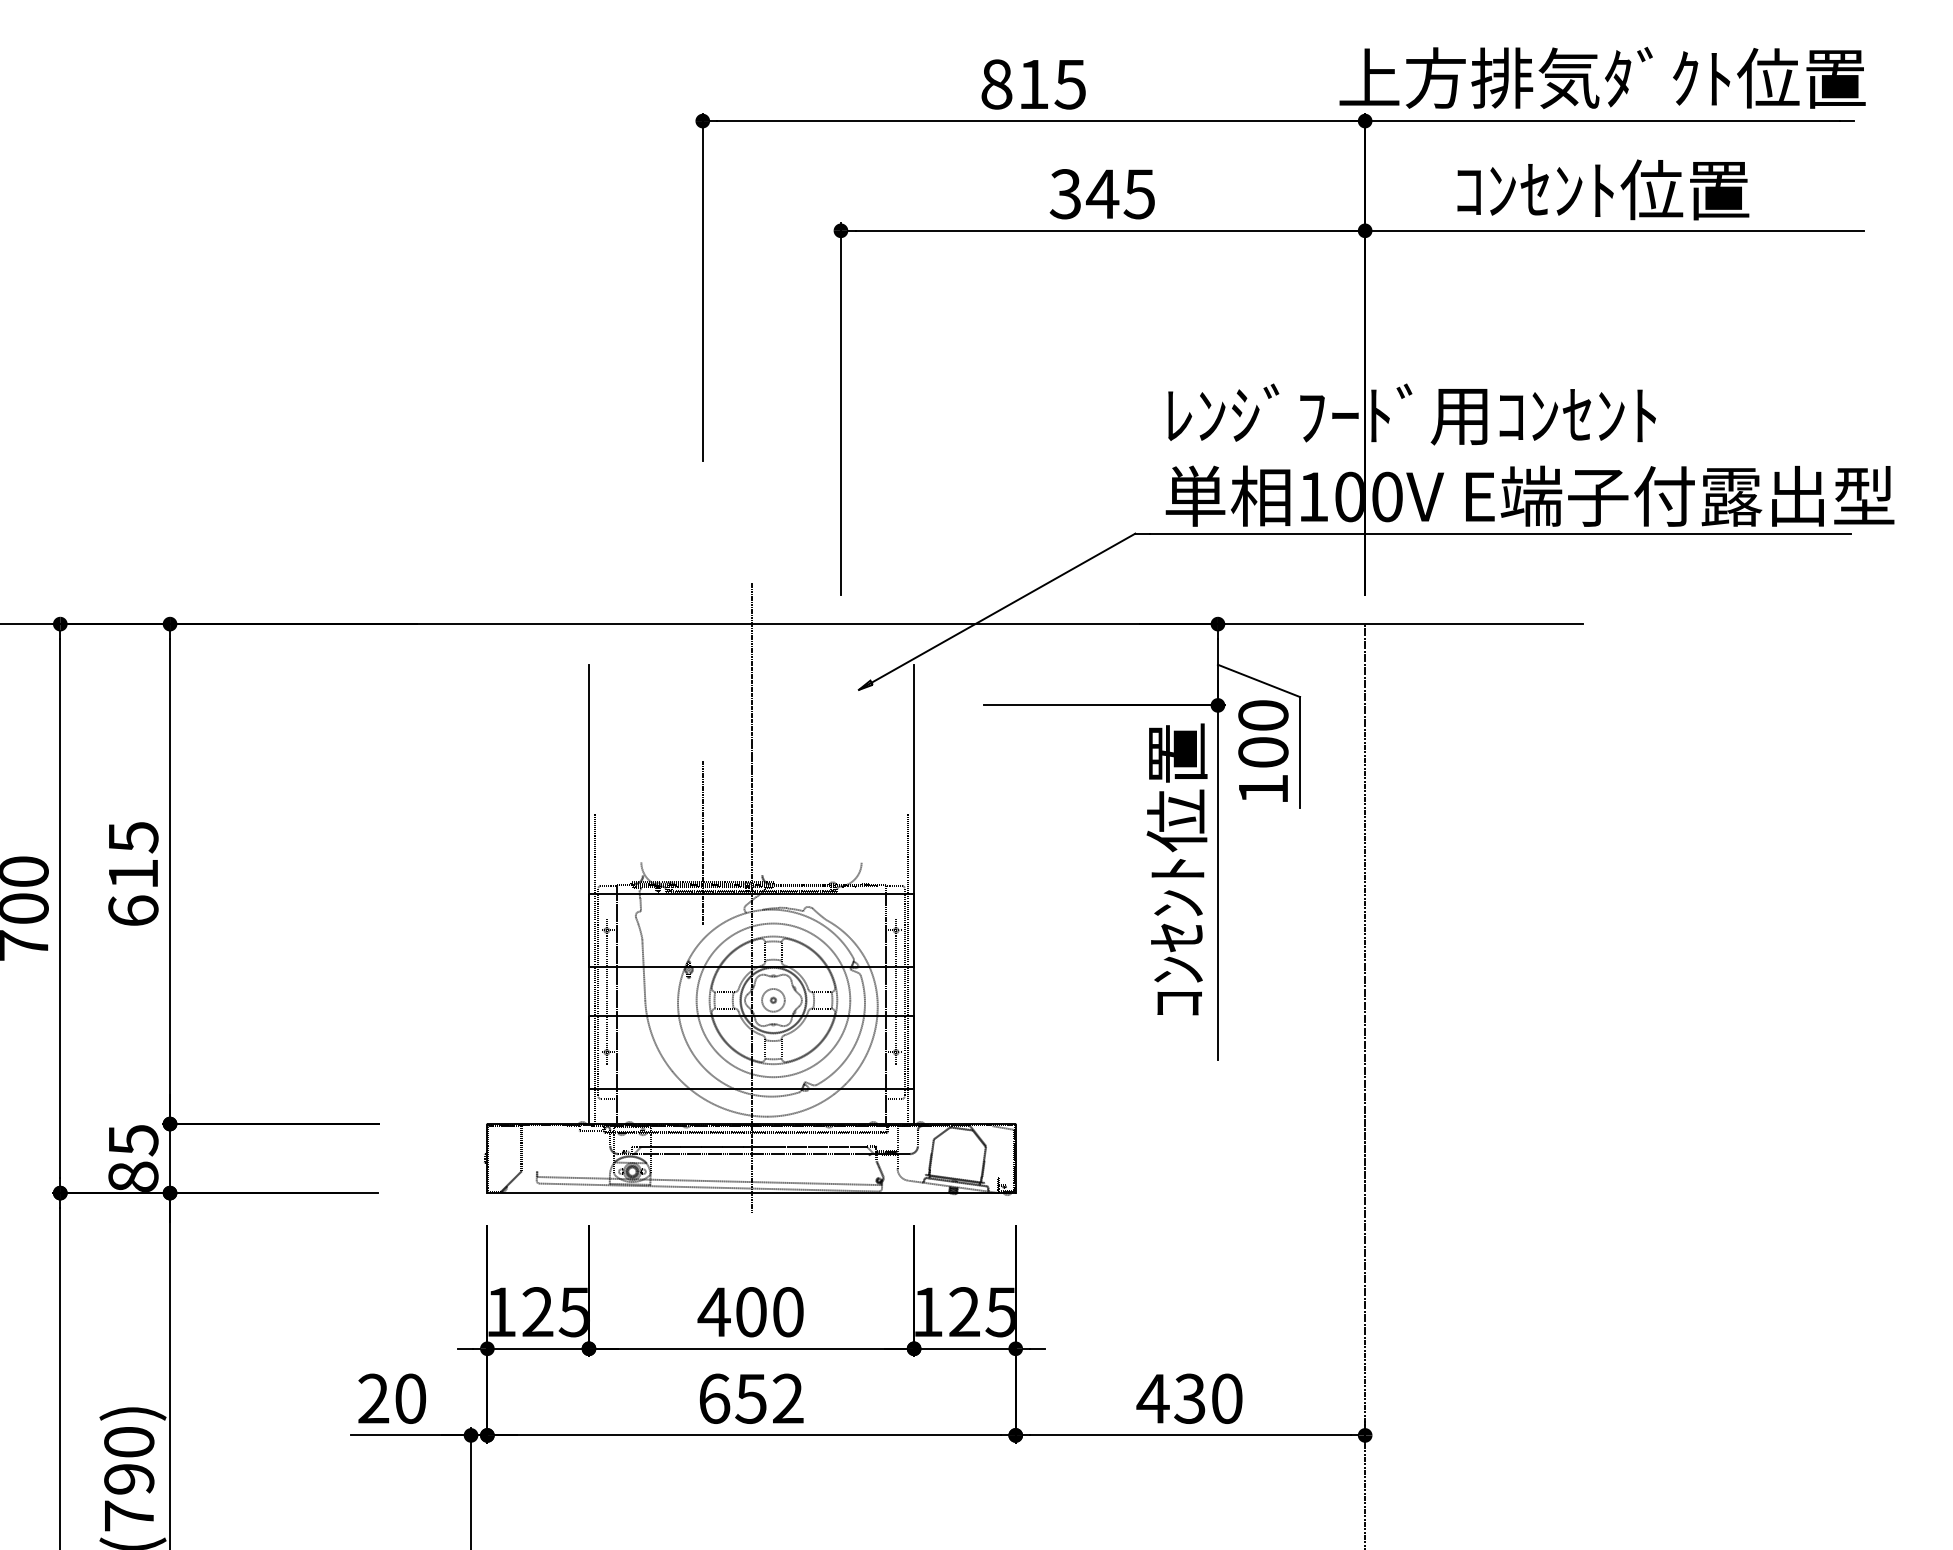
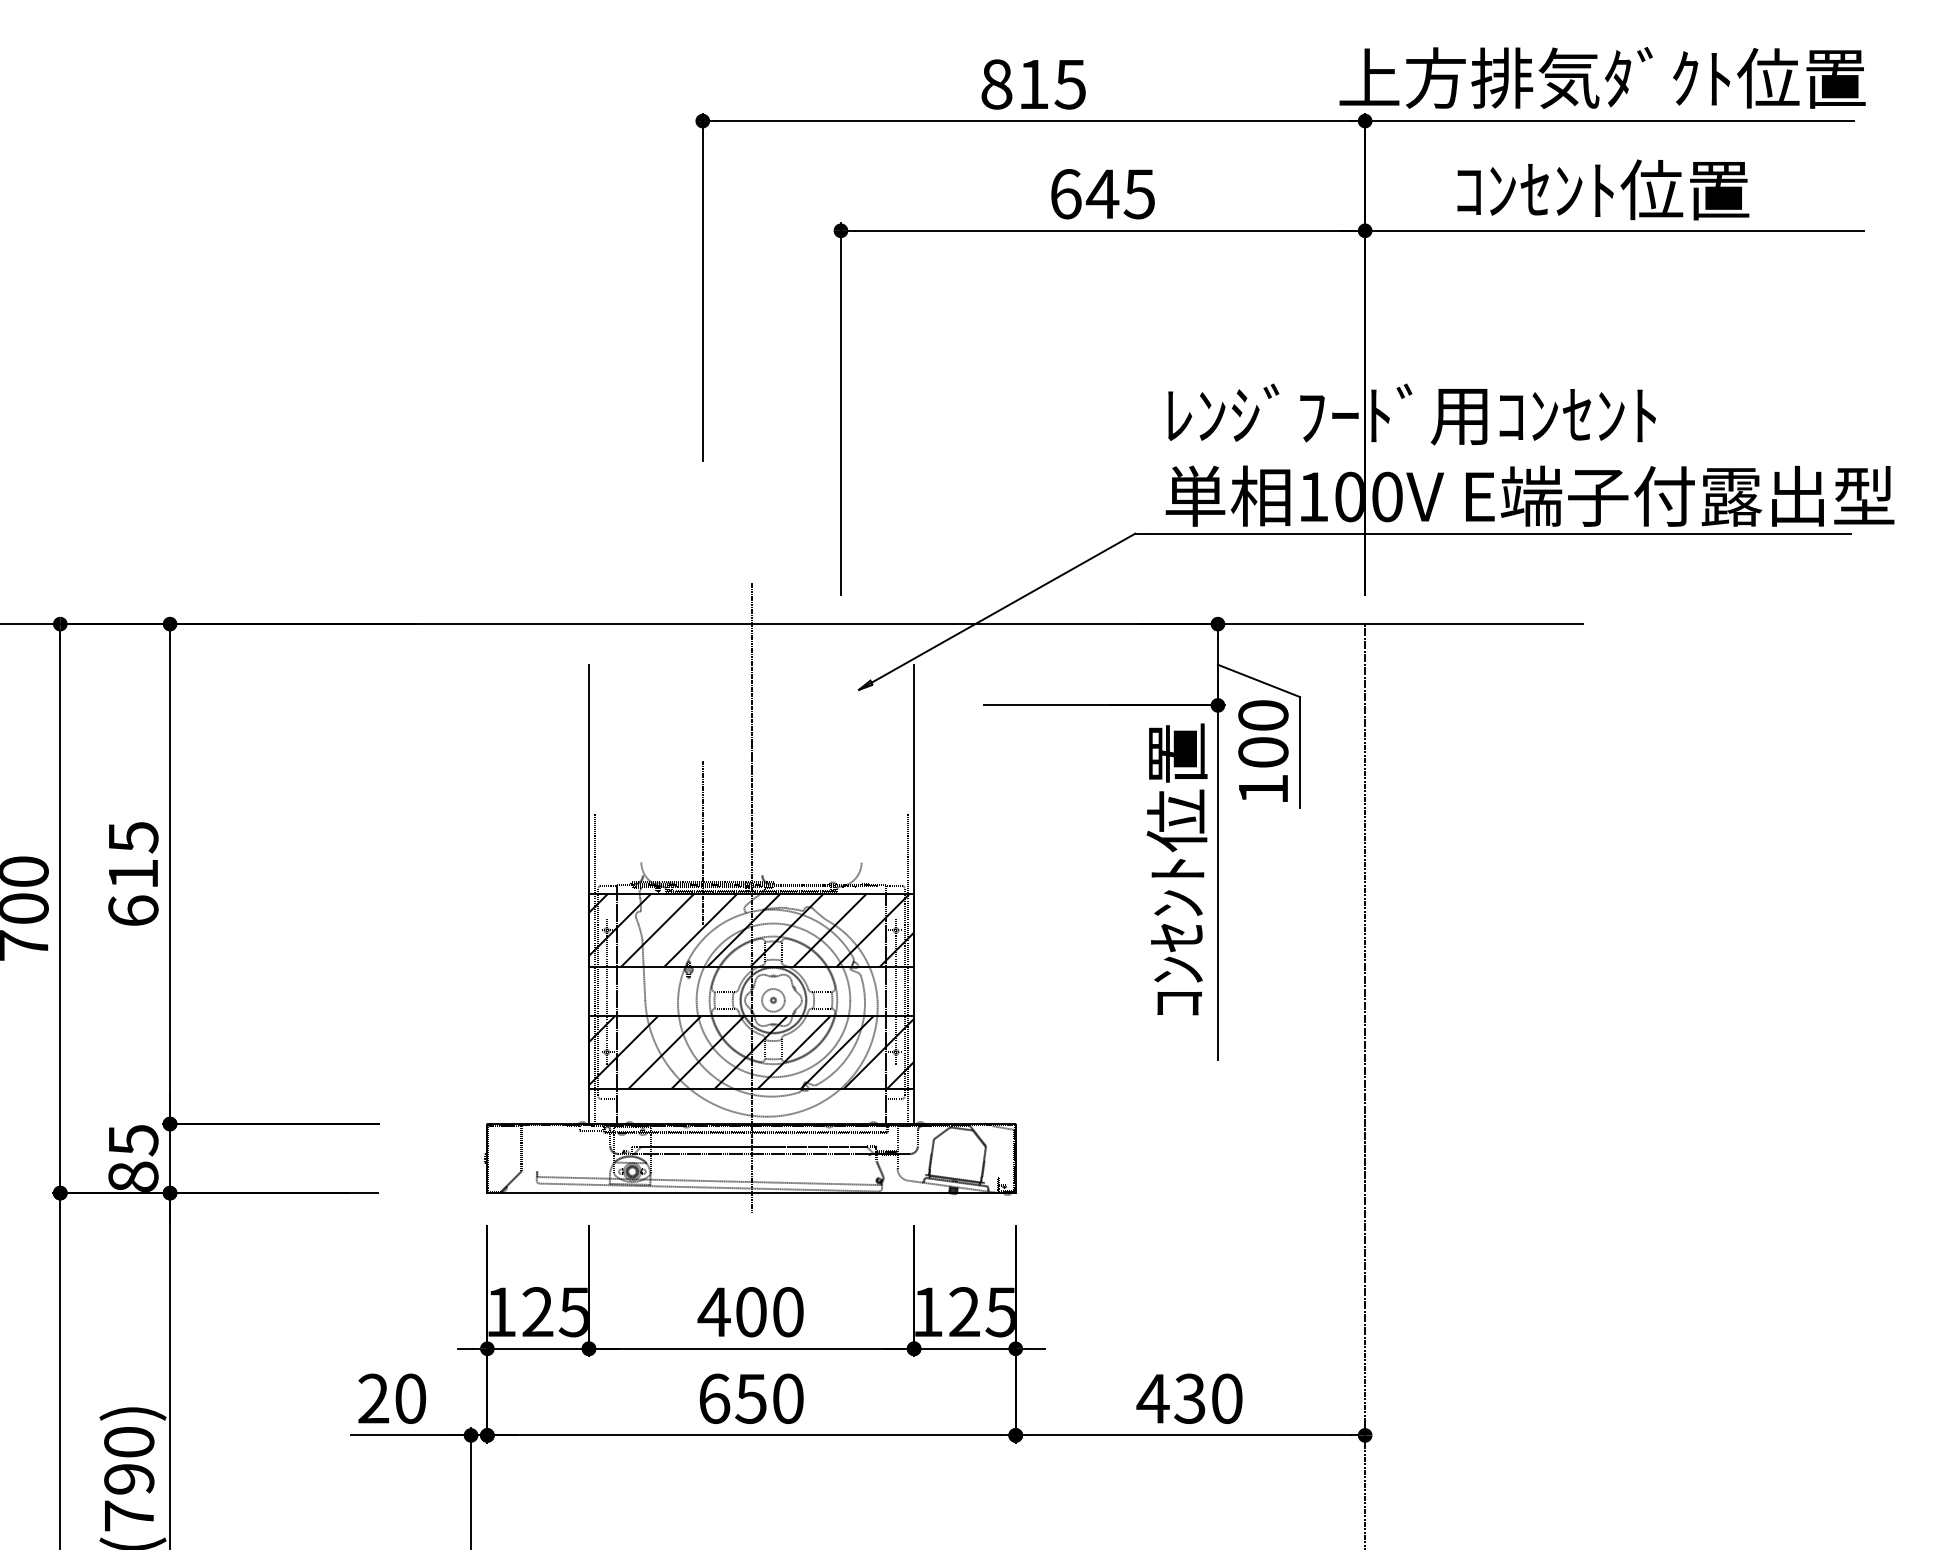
text: 345 -> 645 (1065, 194)
hatch: none -> present (751, 930)
hatch: none -> present (751, 1052)
text: 652 -> 650 (787, 1398)
